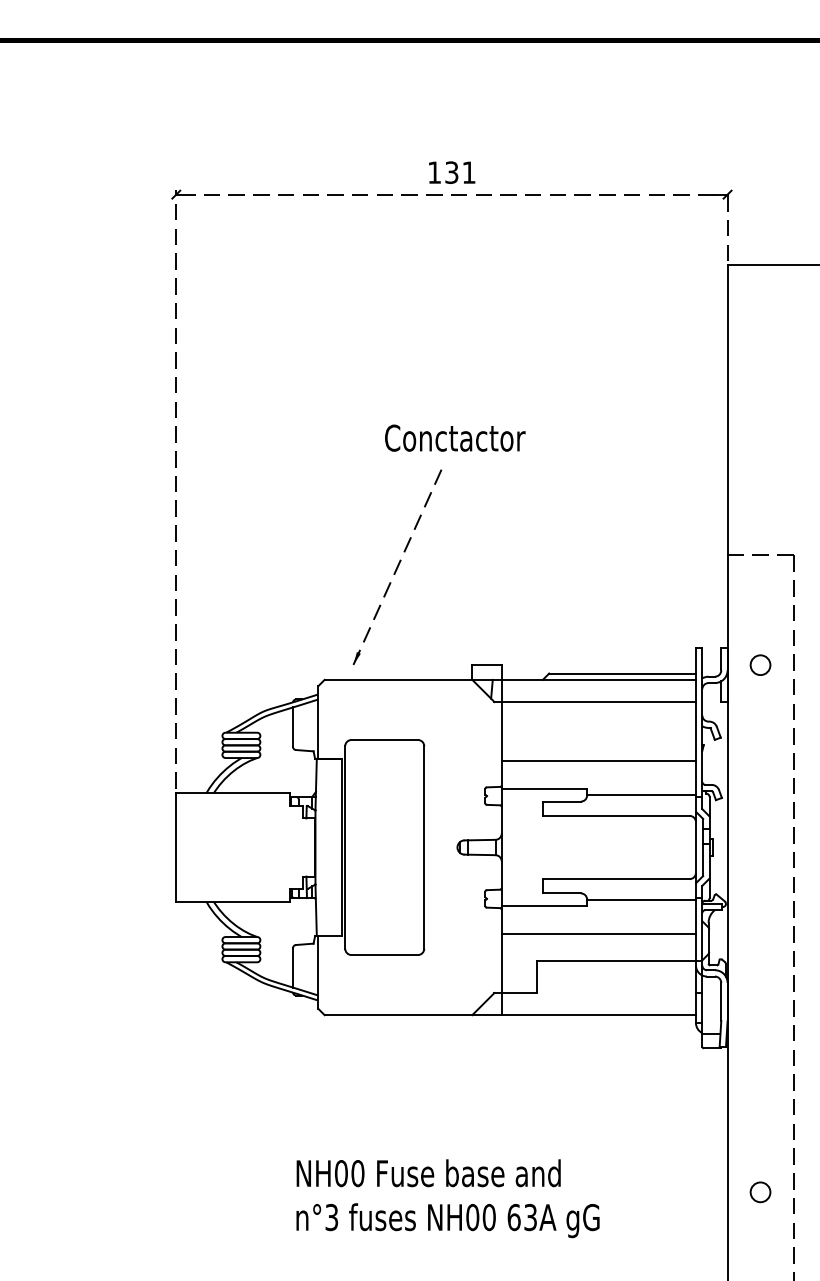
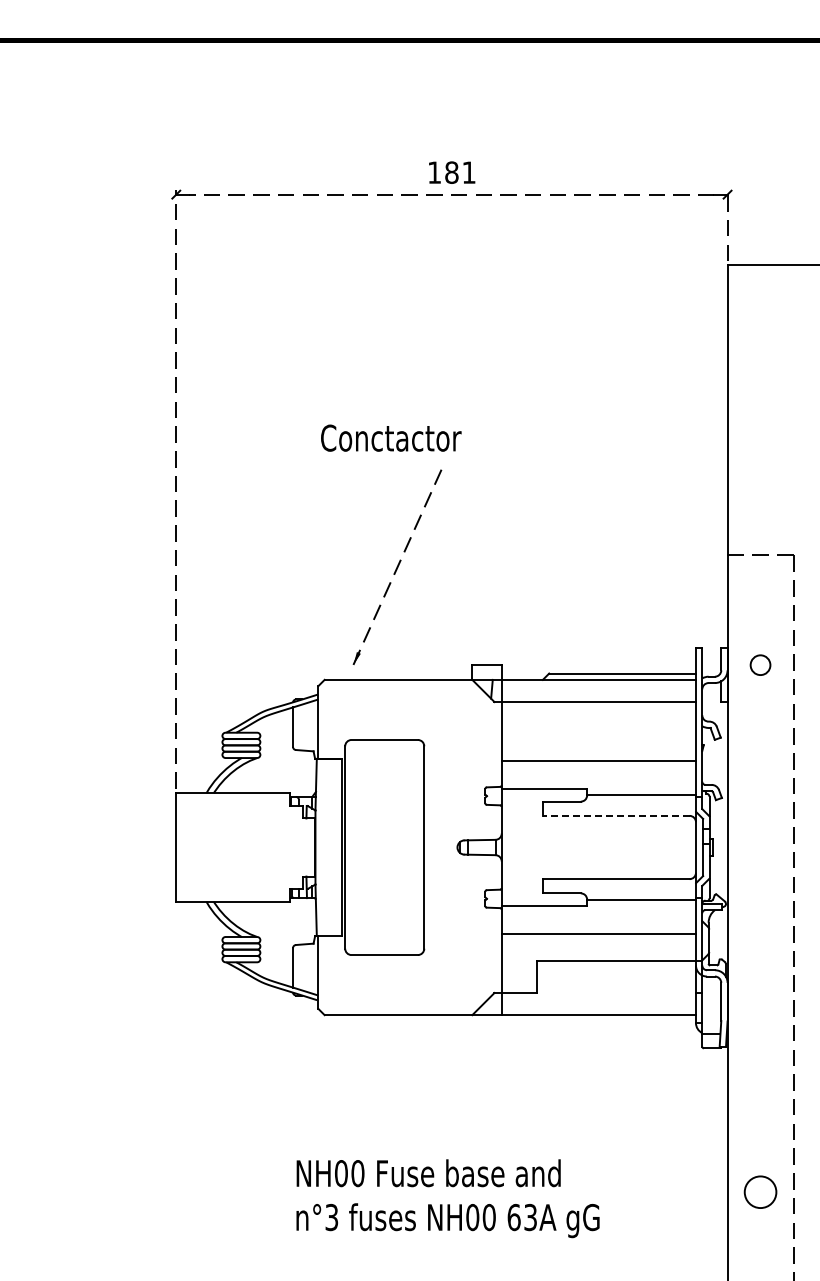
text: 131 -> 181 (451, 172)
text position: (455, 437) -> (391, 437) (391, 437)
line: solid -> dashed (615, 815)
circle size: 23x23 px -> 35x34 px (760, 1191)
